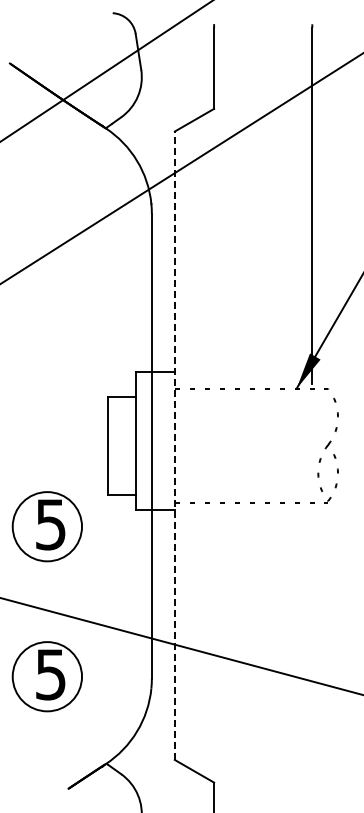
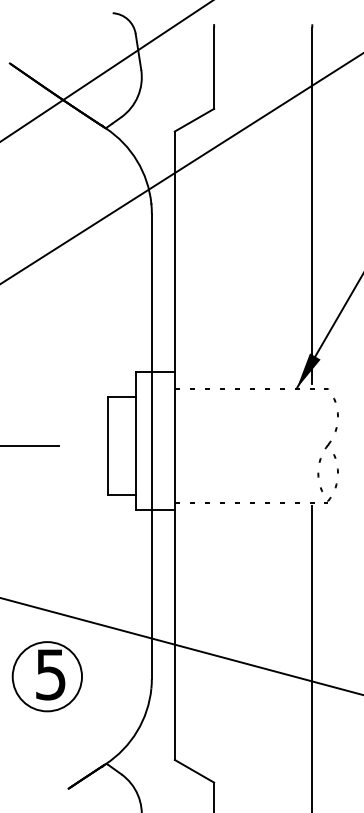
line: none -> present (31, 445)
line: dashed -> solid (174, 445)
part: present -> none (46, 526)
line: none -> present (312, 657)
